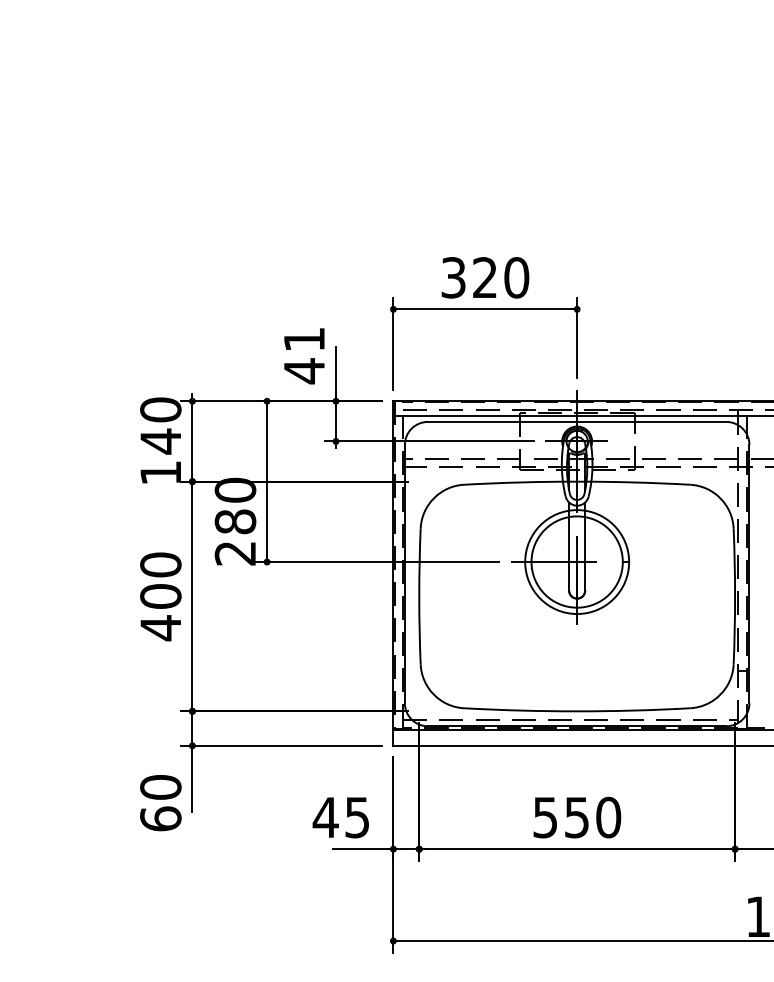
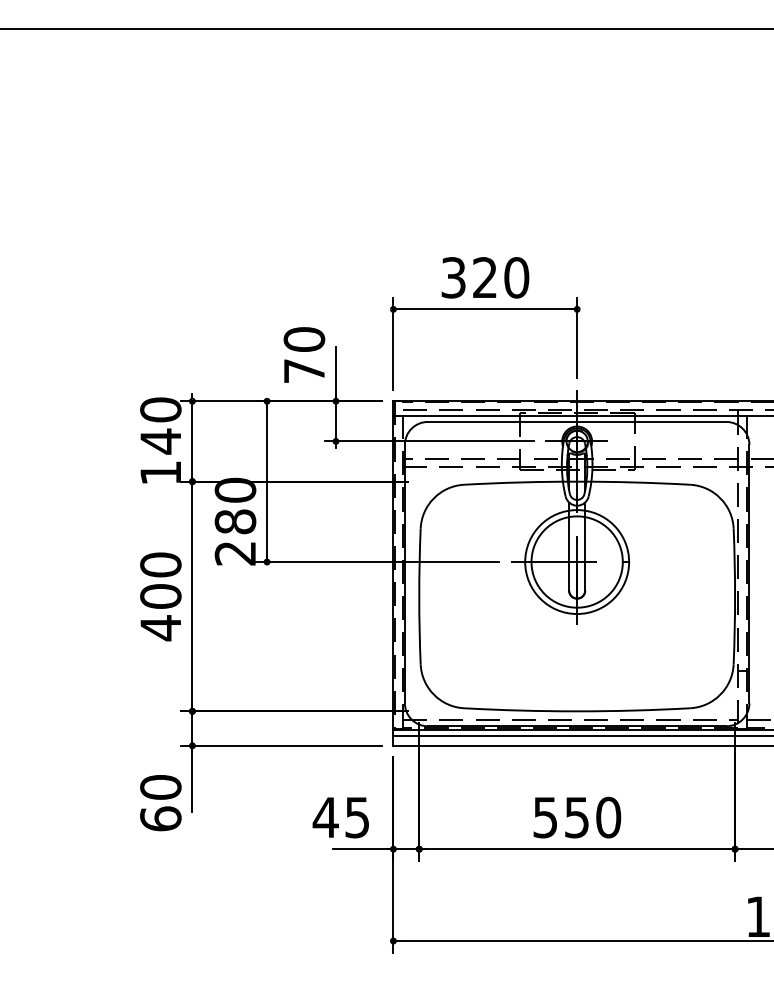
line: none -> present (386, 29)
text: 41 -> 70 (304, 355)
line: none -> present (758, 719)
line: none -> present (581, 736)
